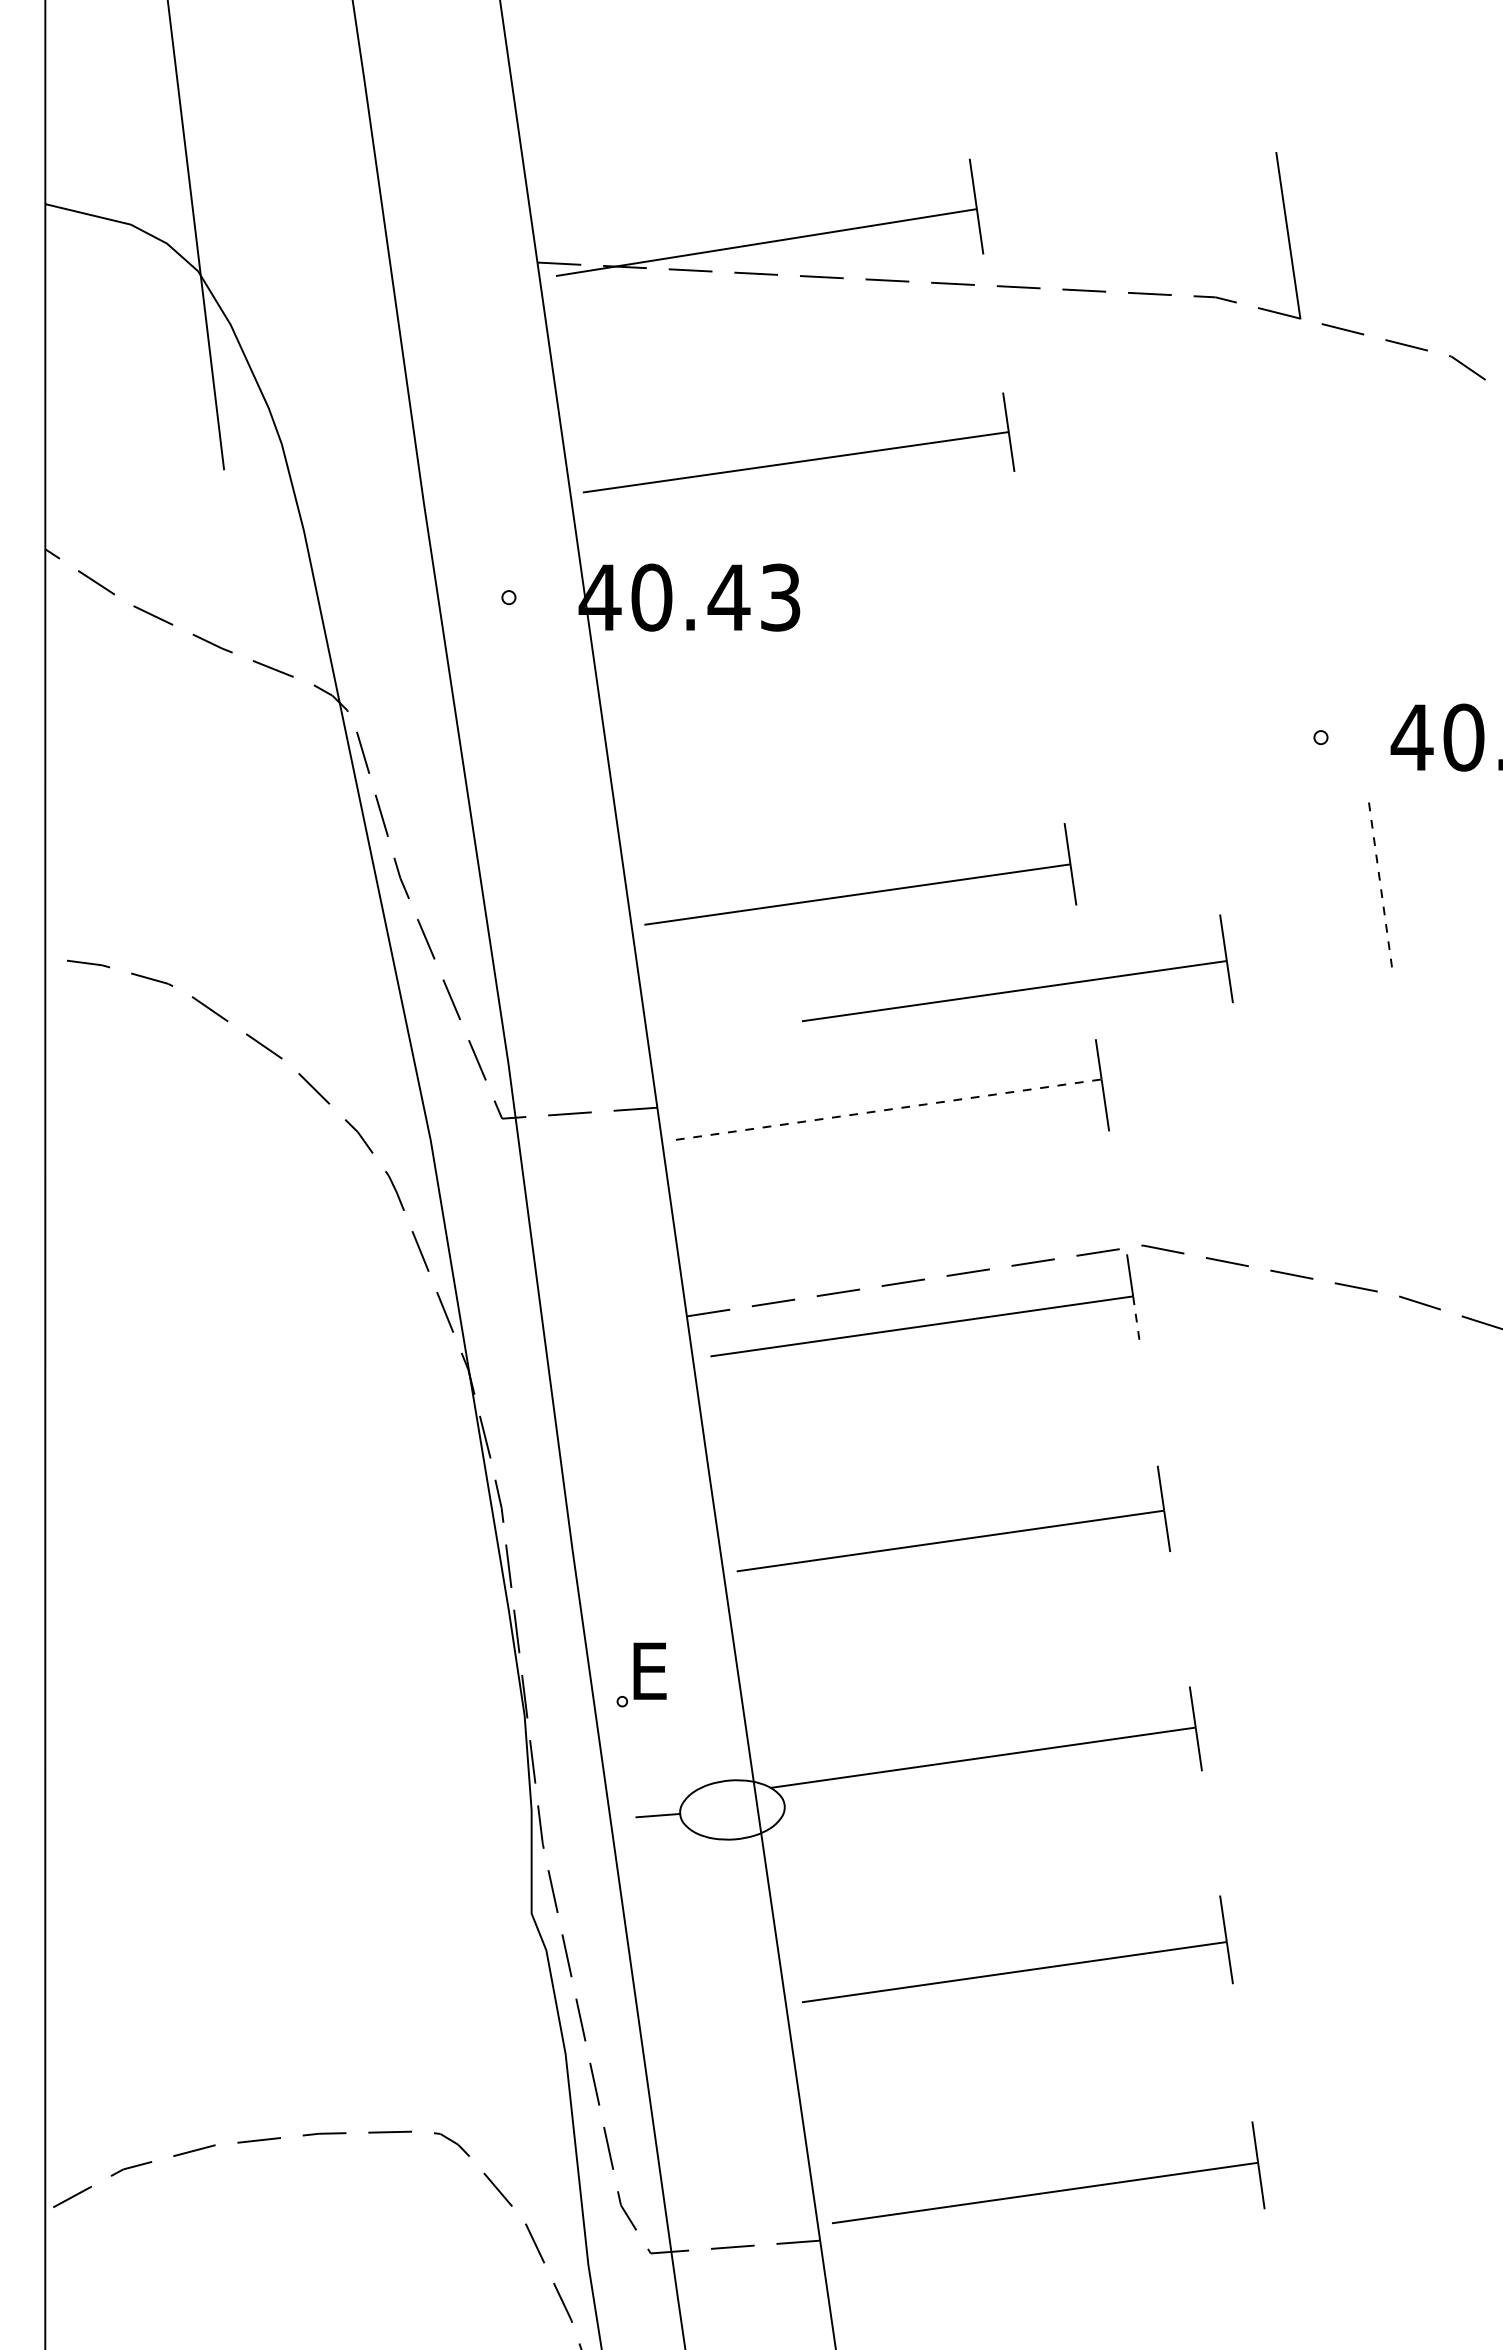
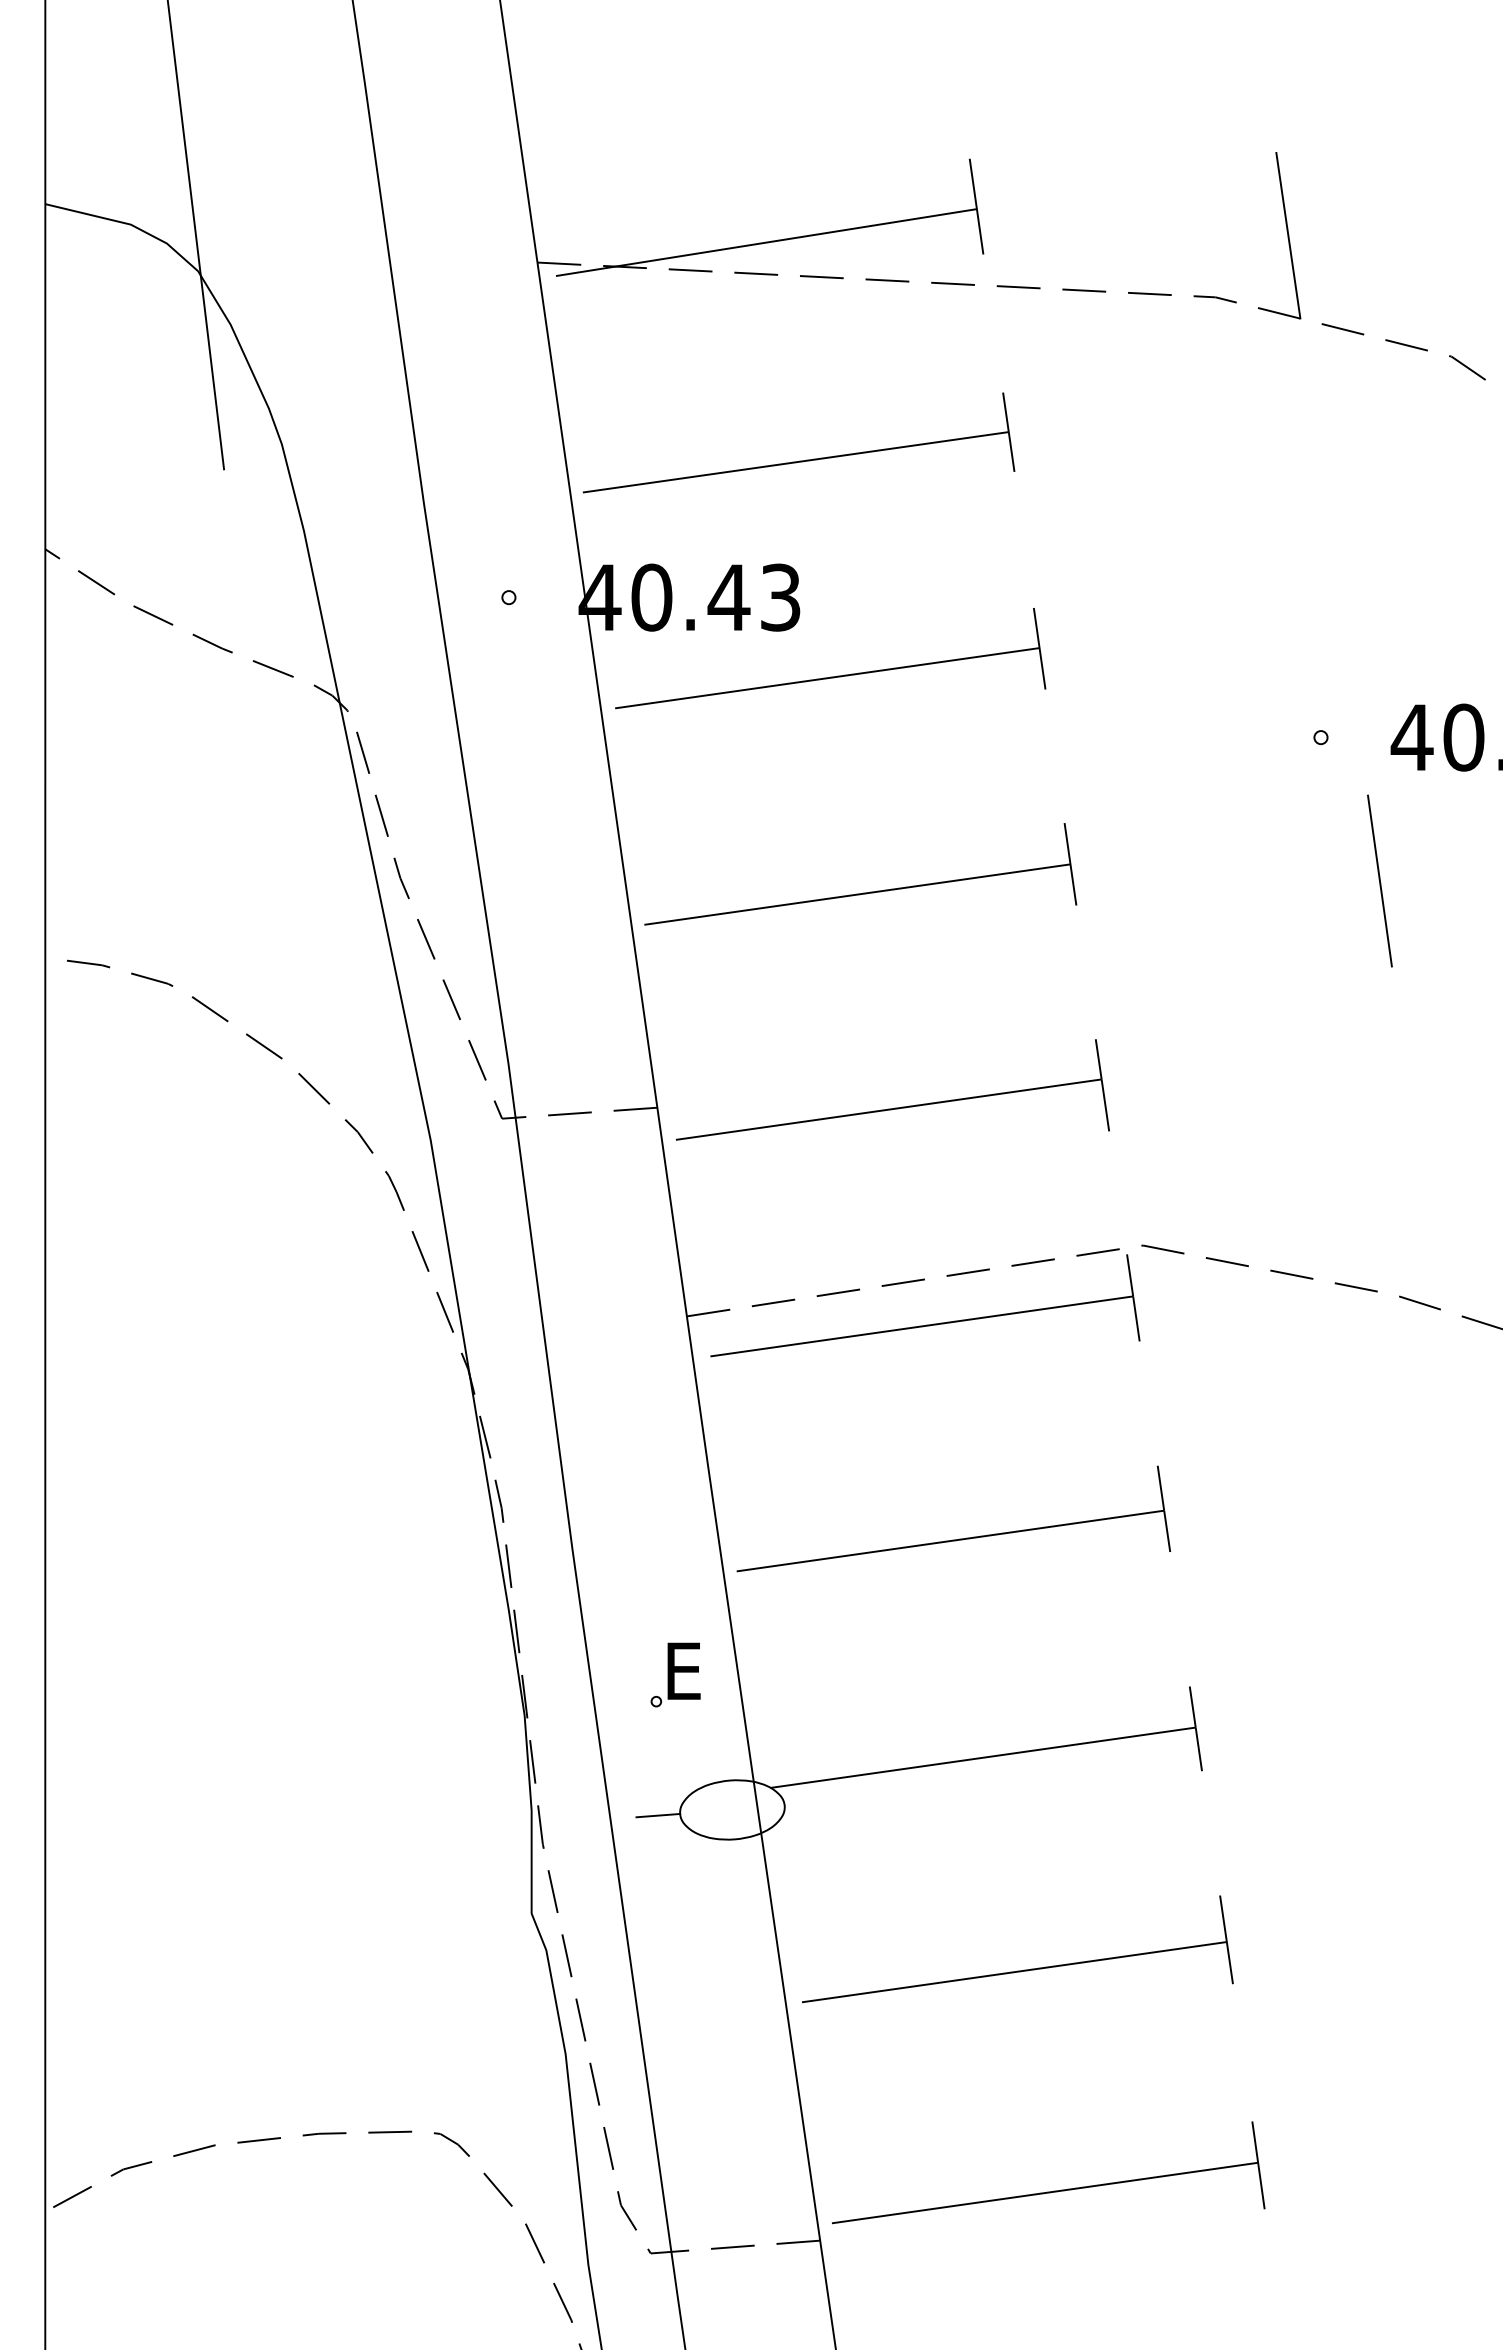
part: none -> present (830, 676)
line: dashed -> solid (1379, 880)
part: present -> none (1017, 989)
line: dashed -> solid (889, 1109)
line: dashed -> solid (1136, 1318)
part position: (641, 1674) -> (675, 1674) (675, 1674)
